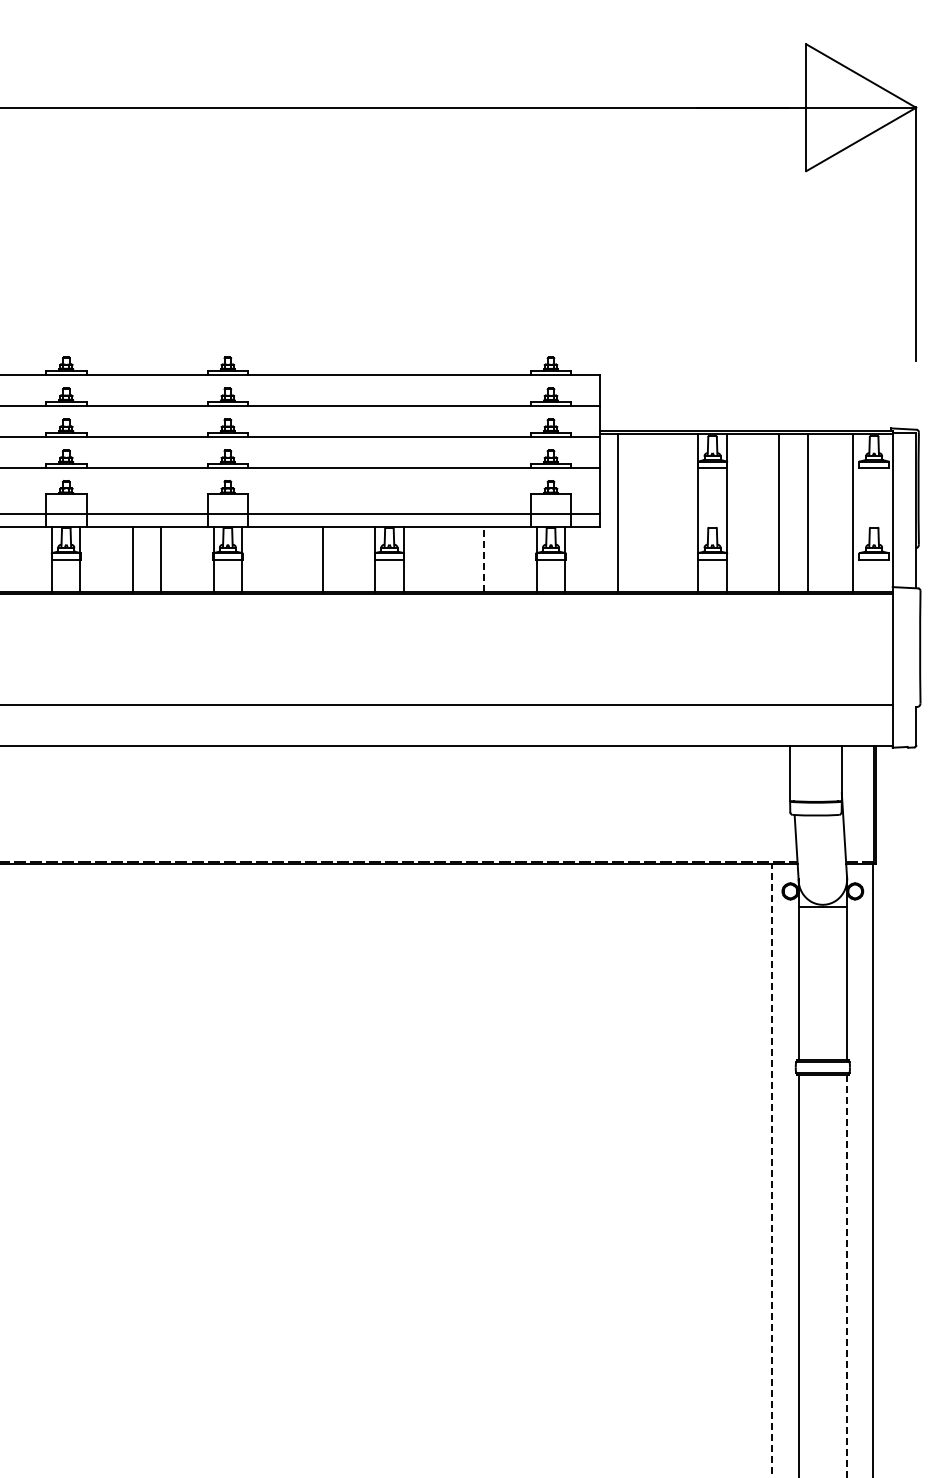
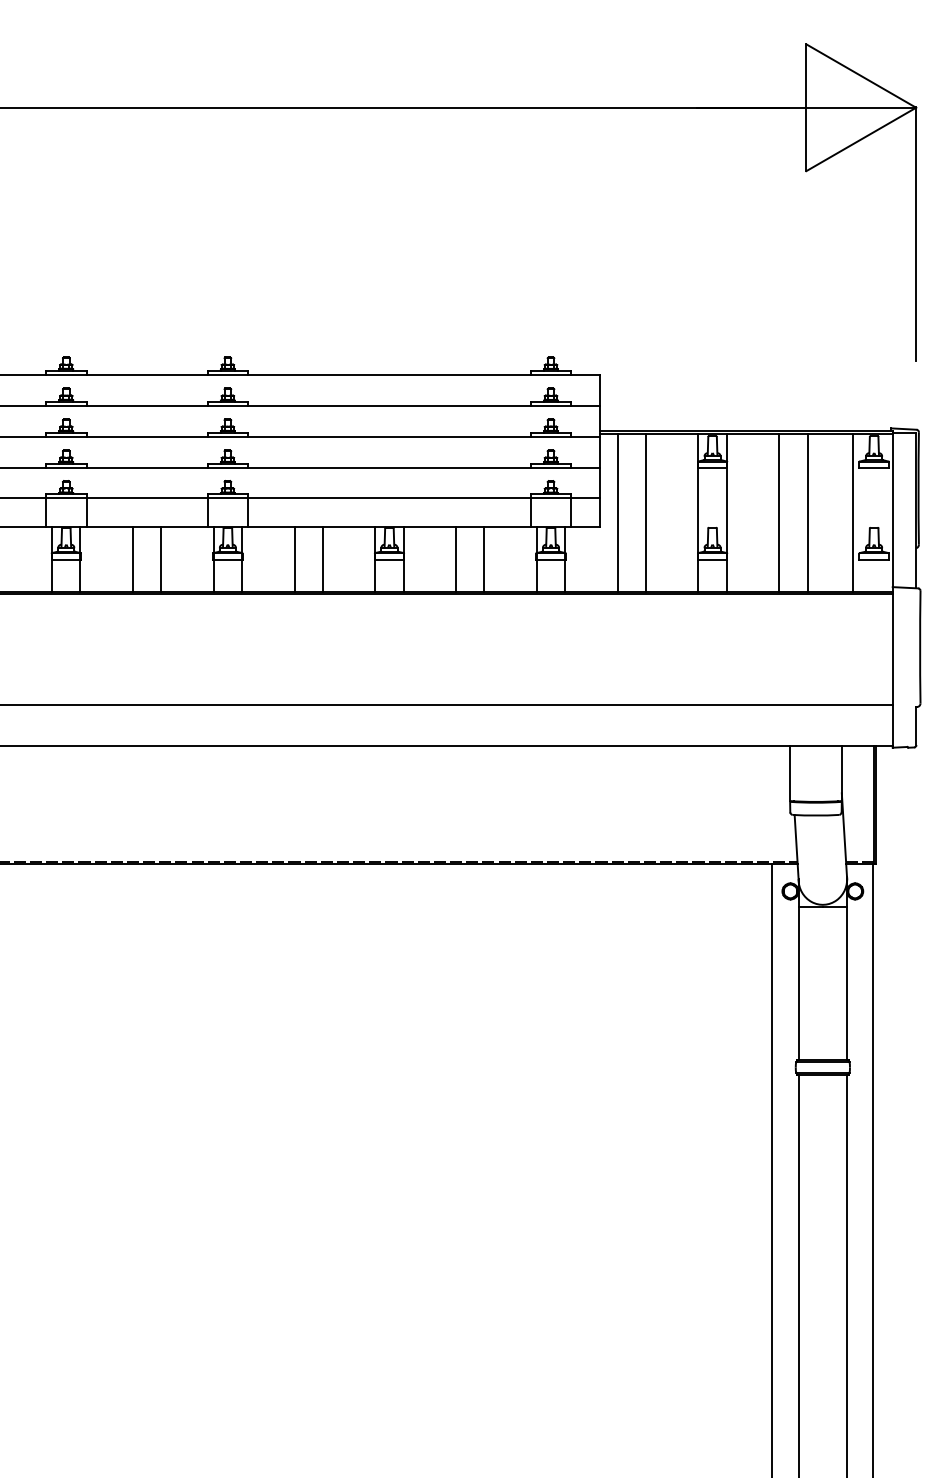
line: none -> present (645, 512)
line position: (301, 514) -> (301, 498) (301, 498)
line: none -> present (294, 559)
line: none -> present (456, 559)
line: dashed -> solid (484, 559)
line: dashed -> solid (772, 1170)
line: dashed -> solid (847, 1276)
